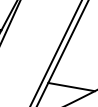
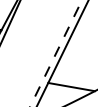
line: solid -> dashed (55, 53)
